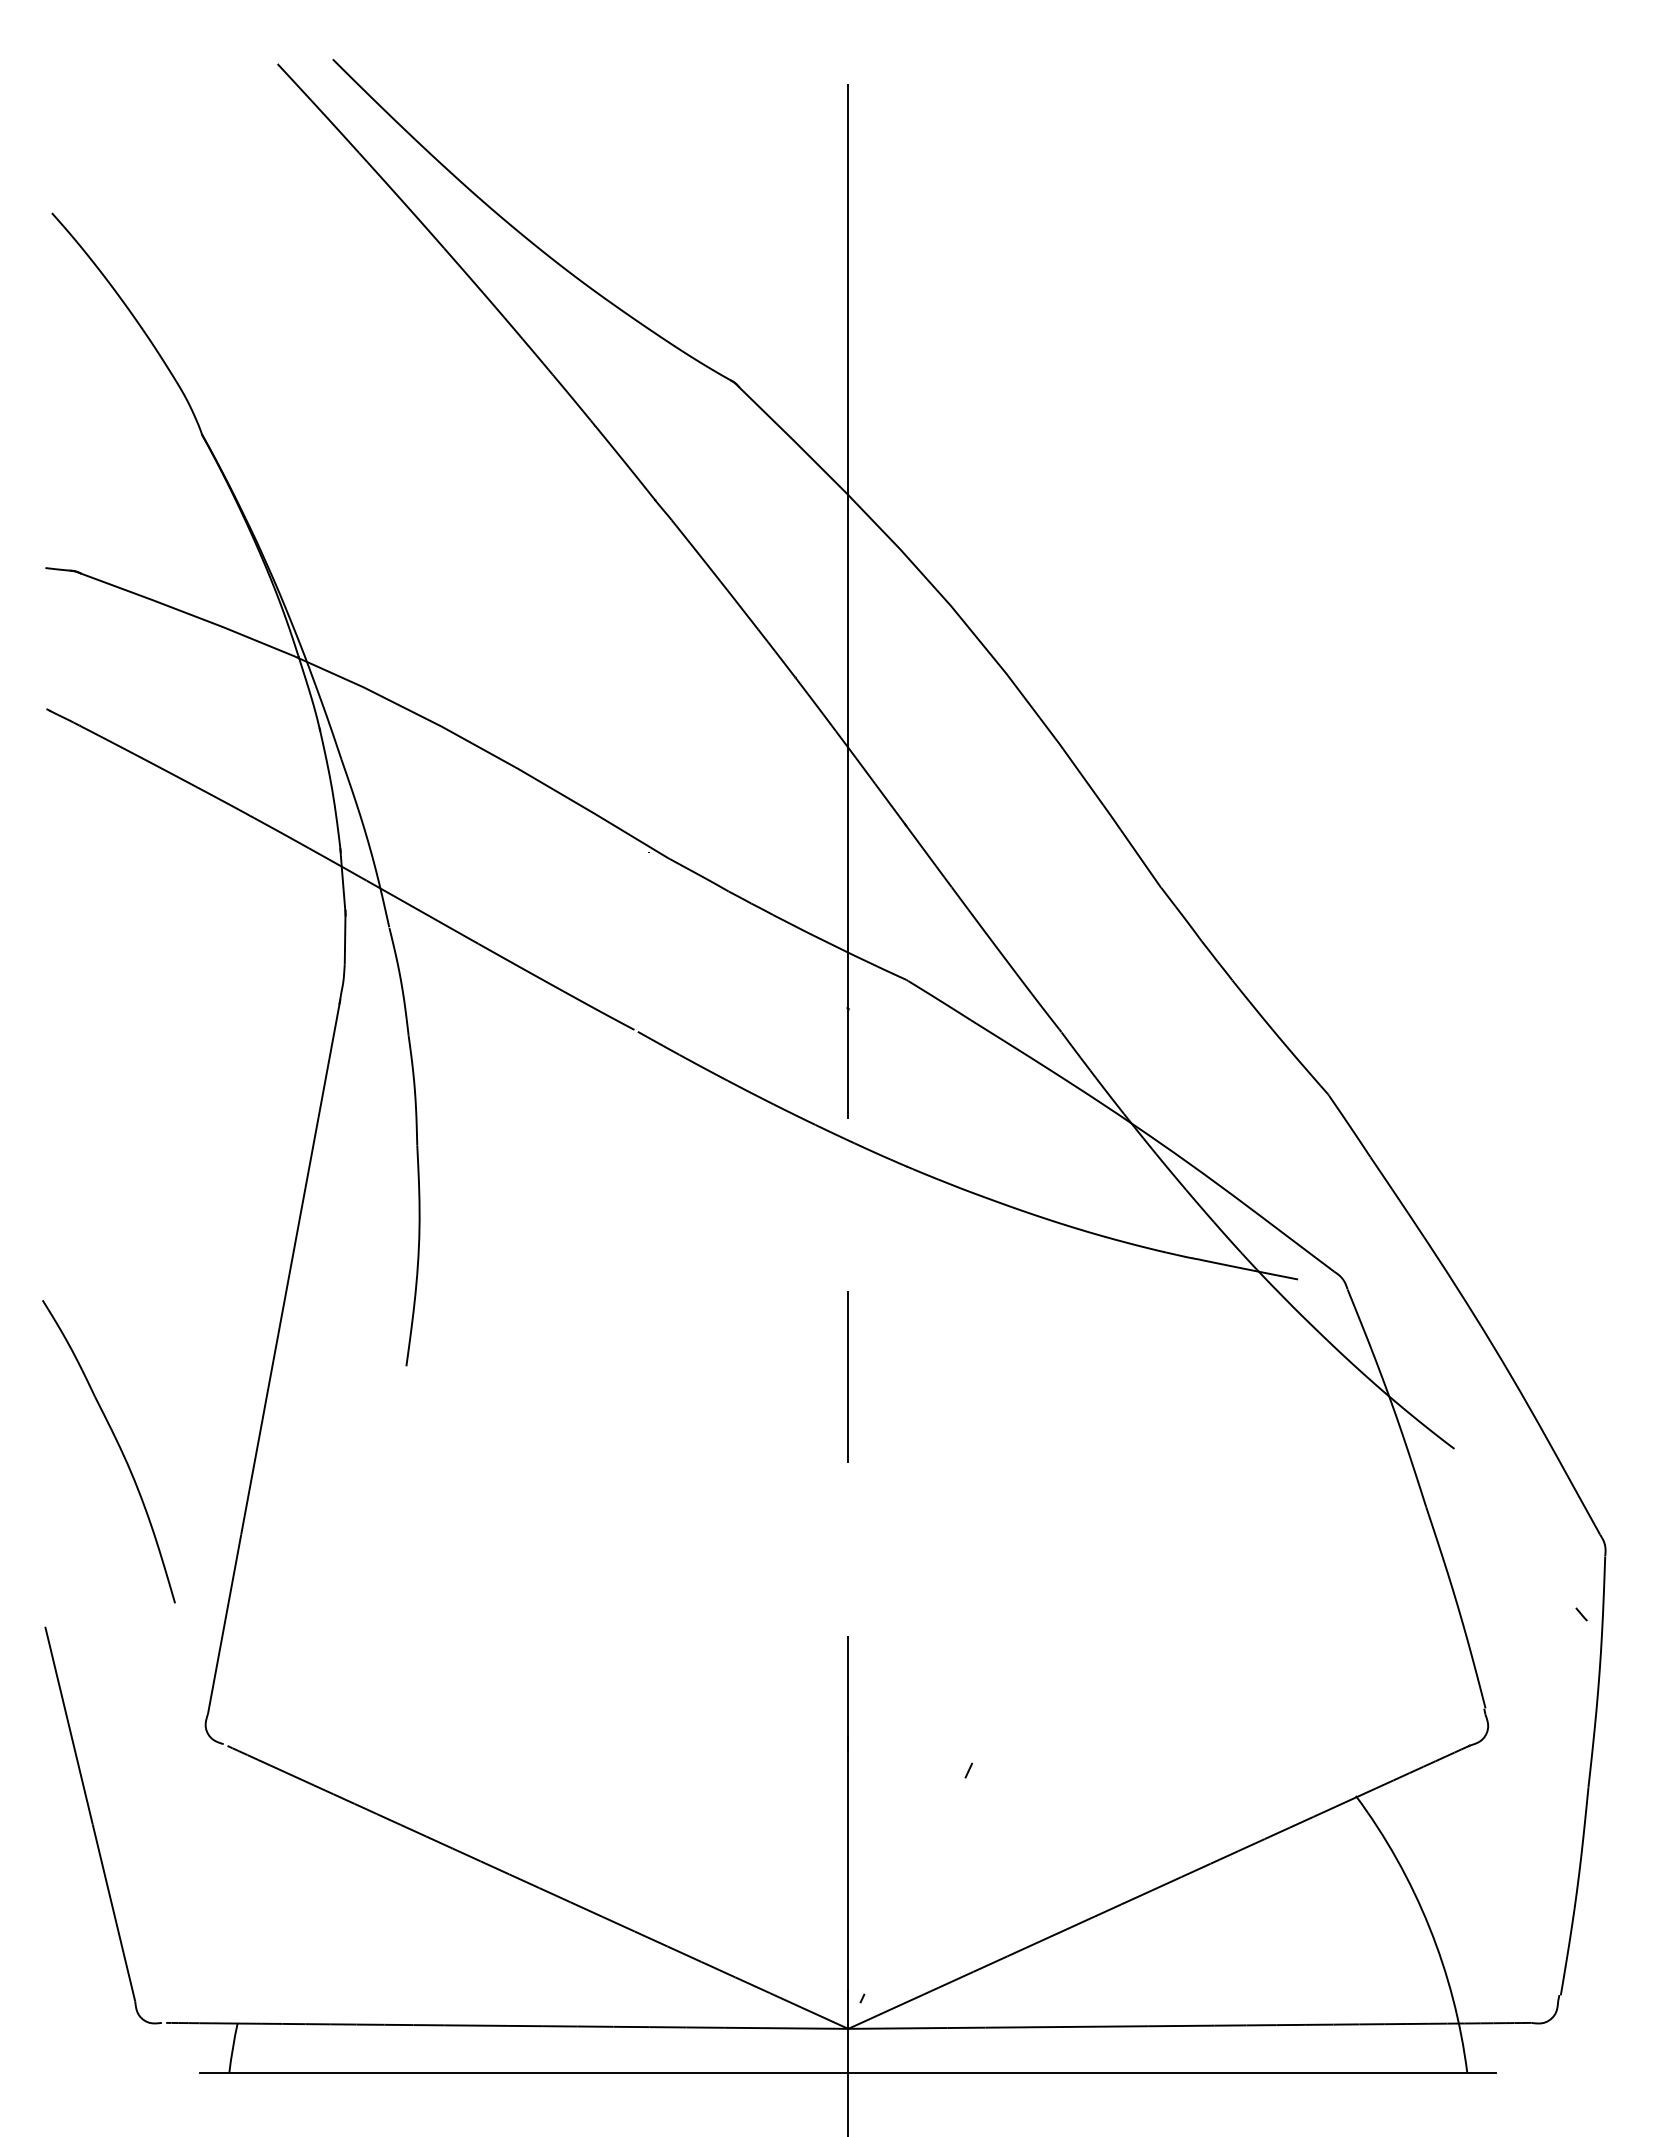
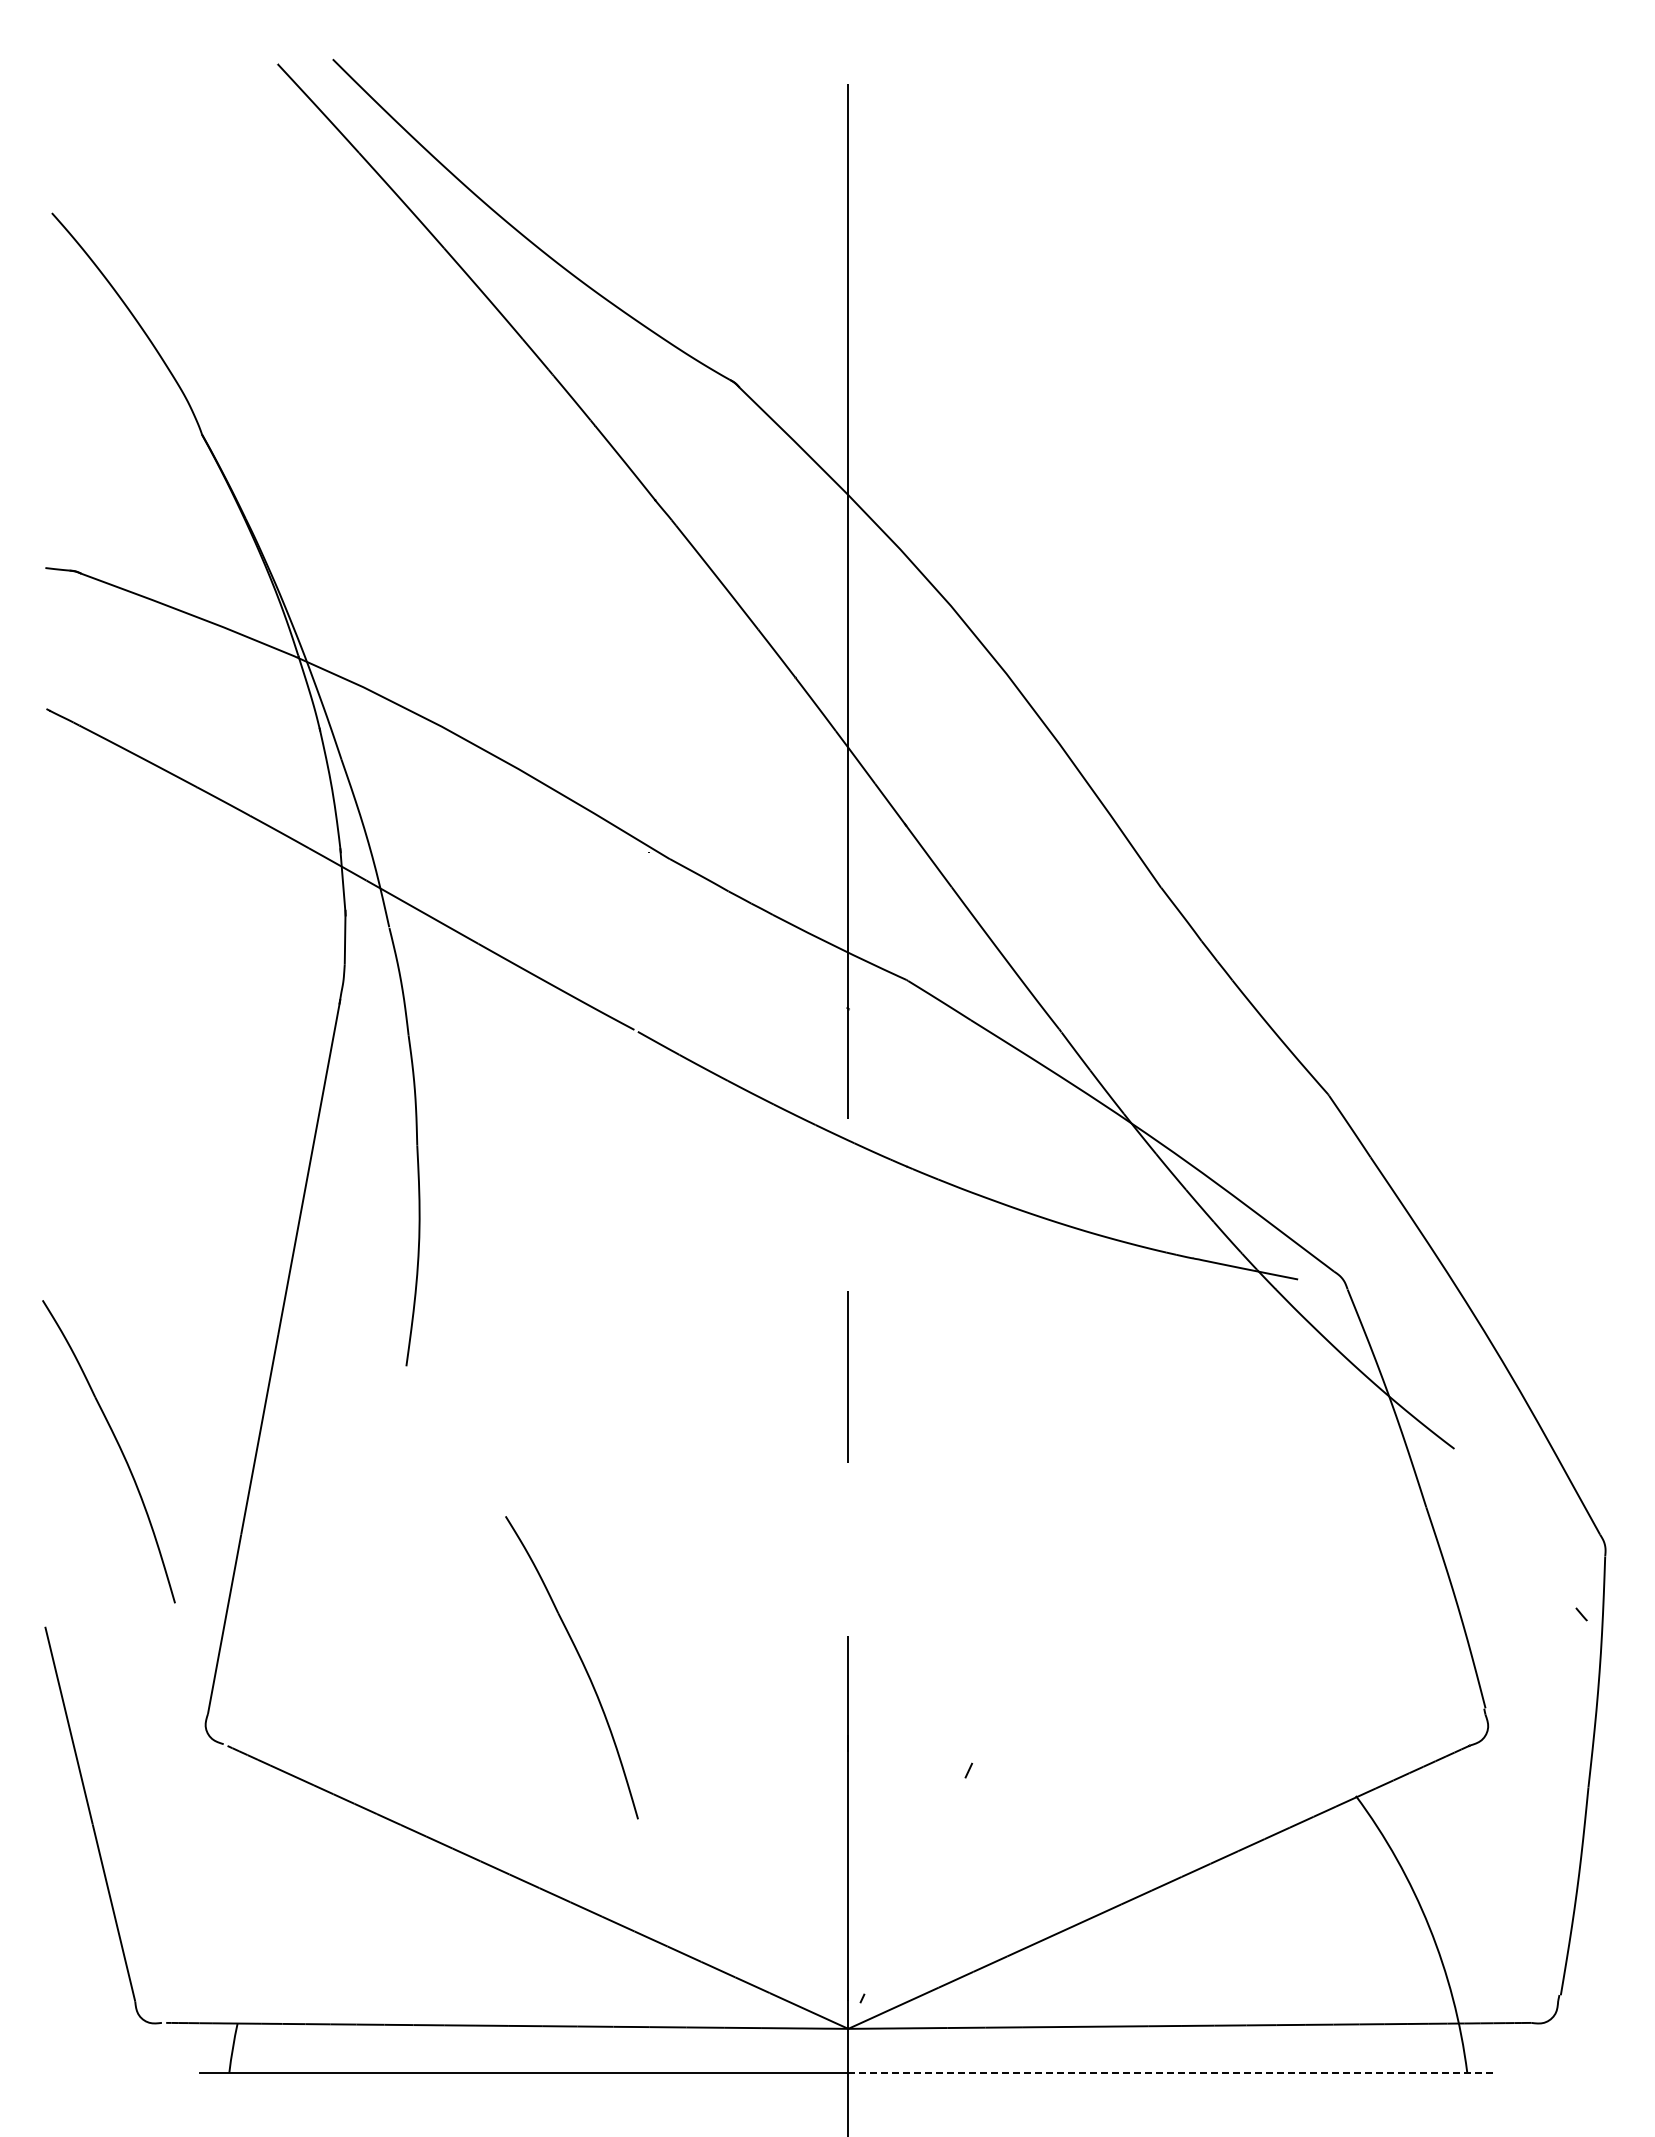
part: none -> present (581, 1662)
line: solid -> dashed (1172, 2072)
